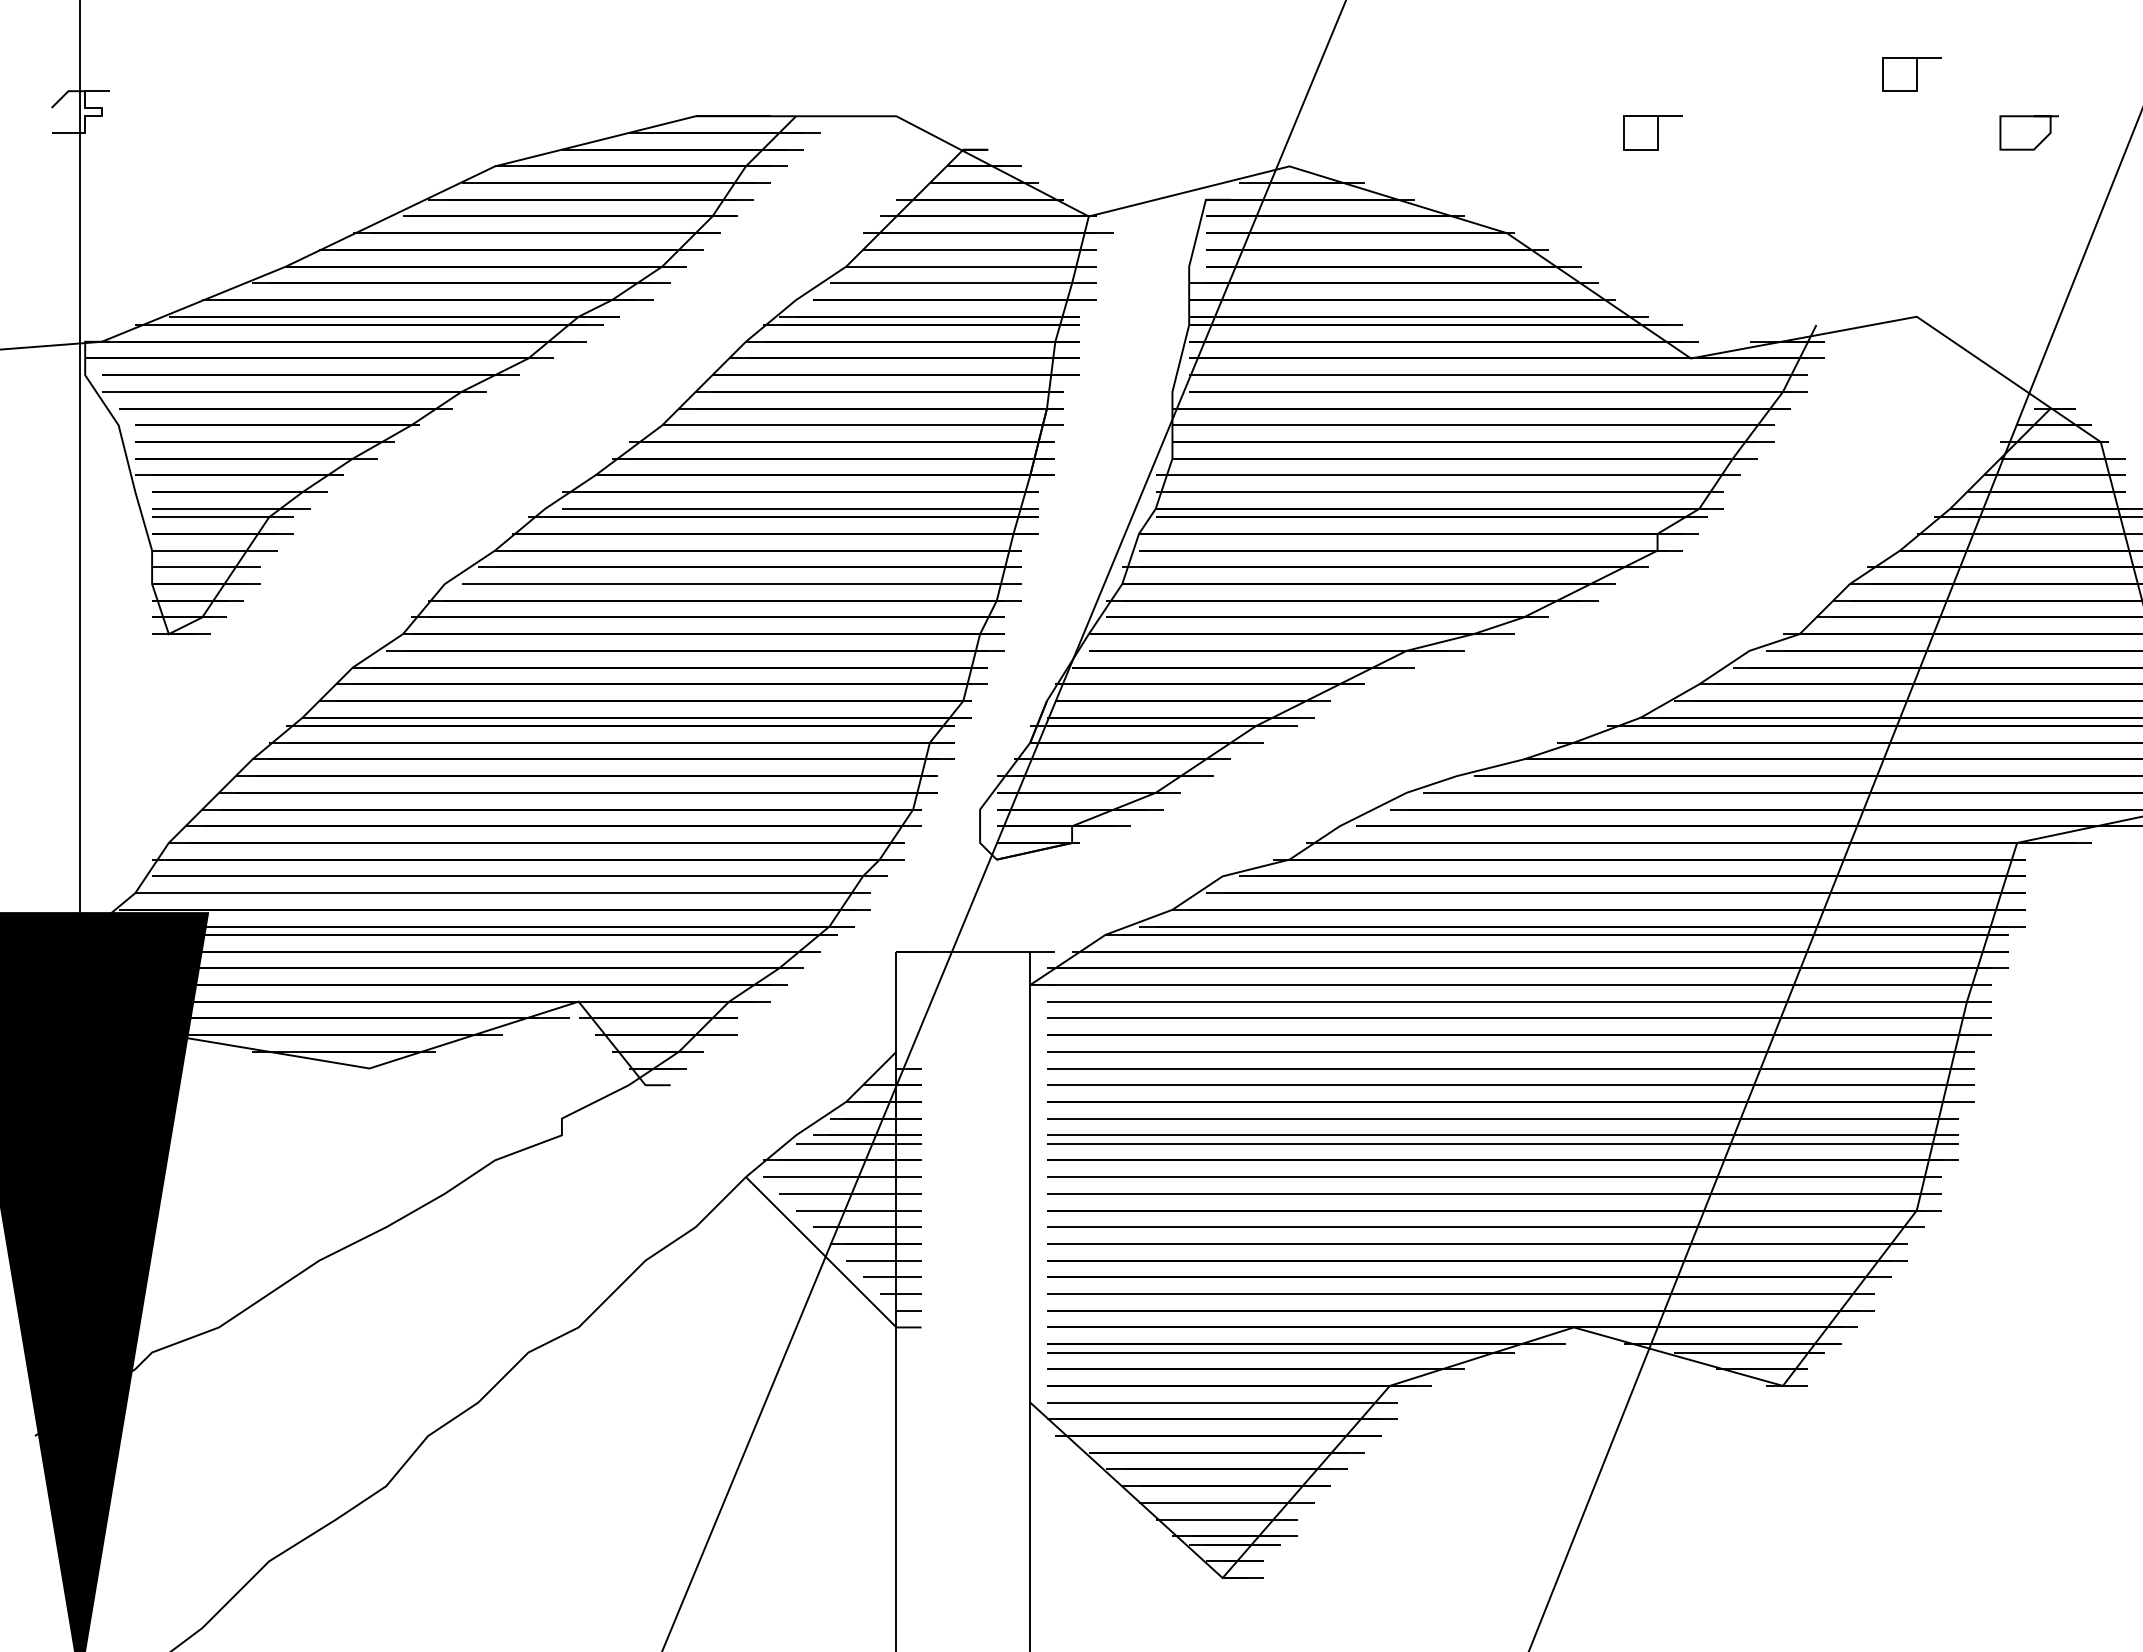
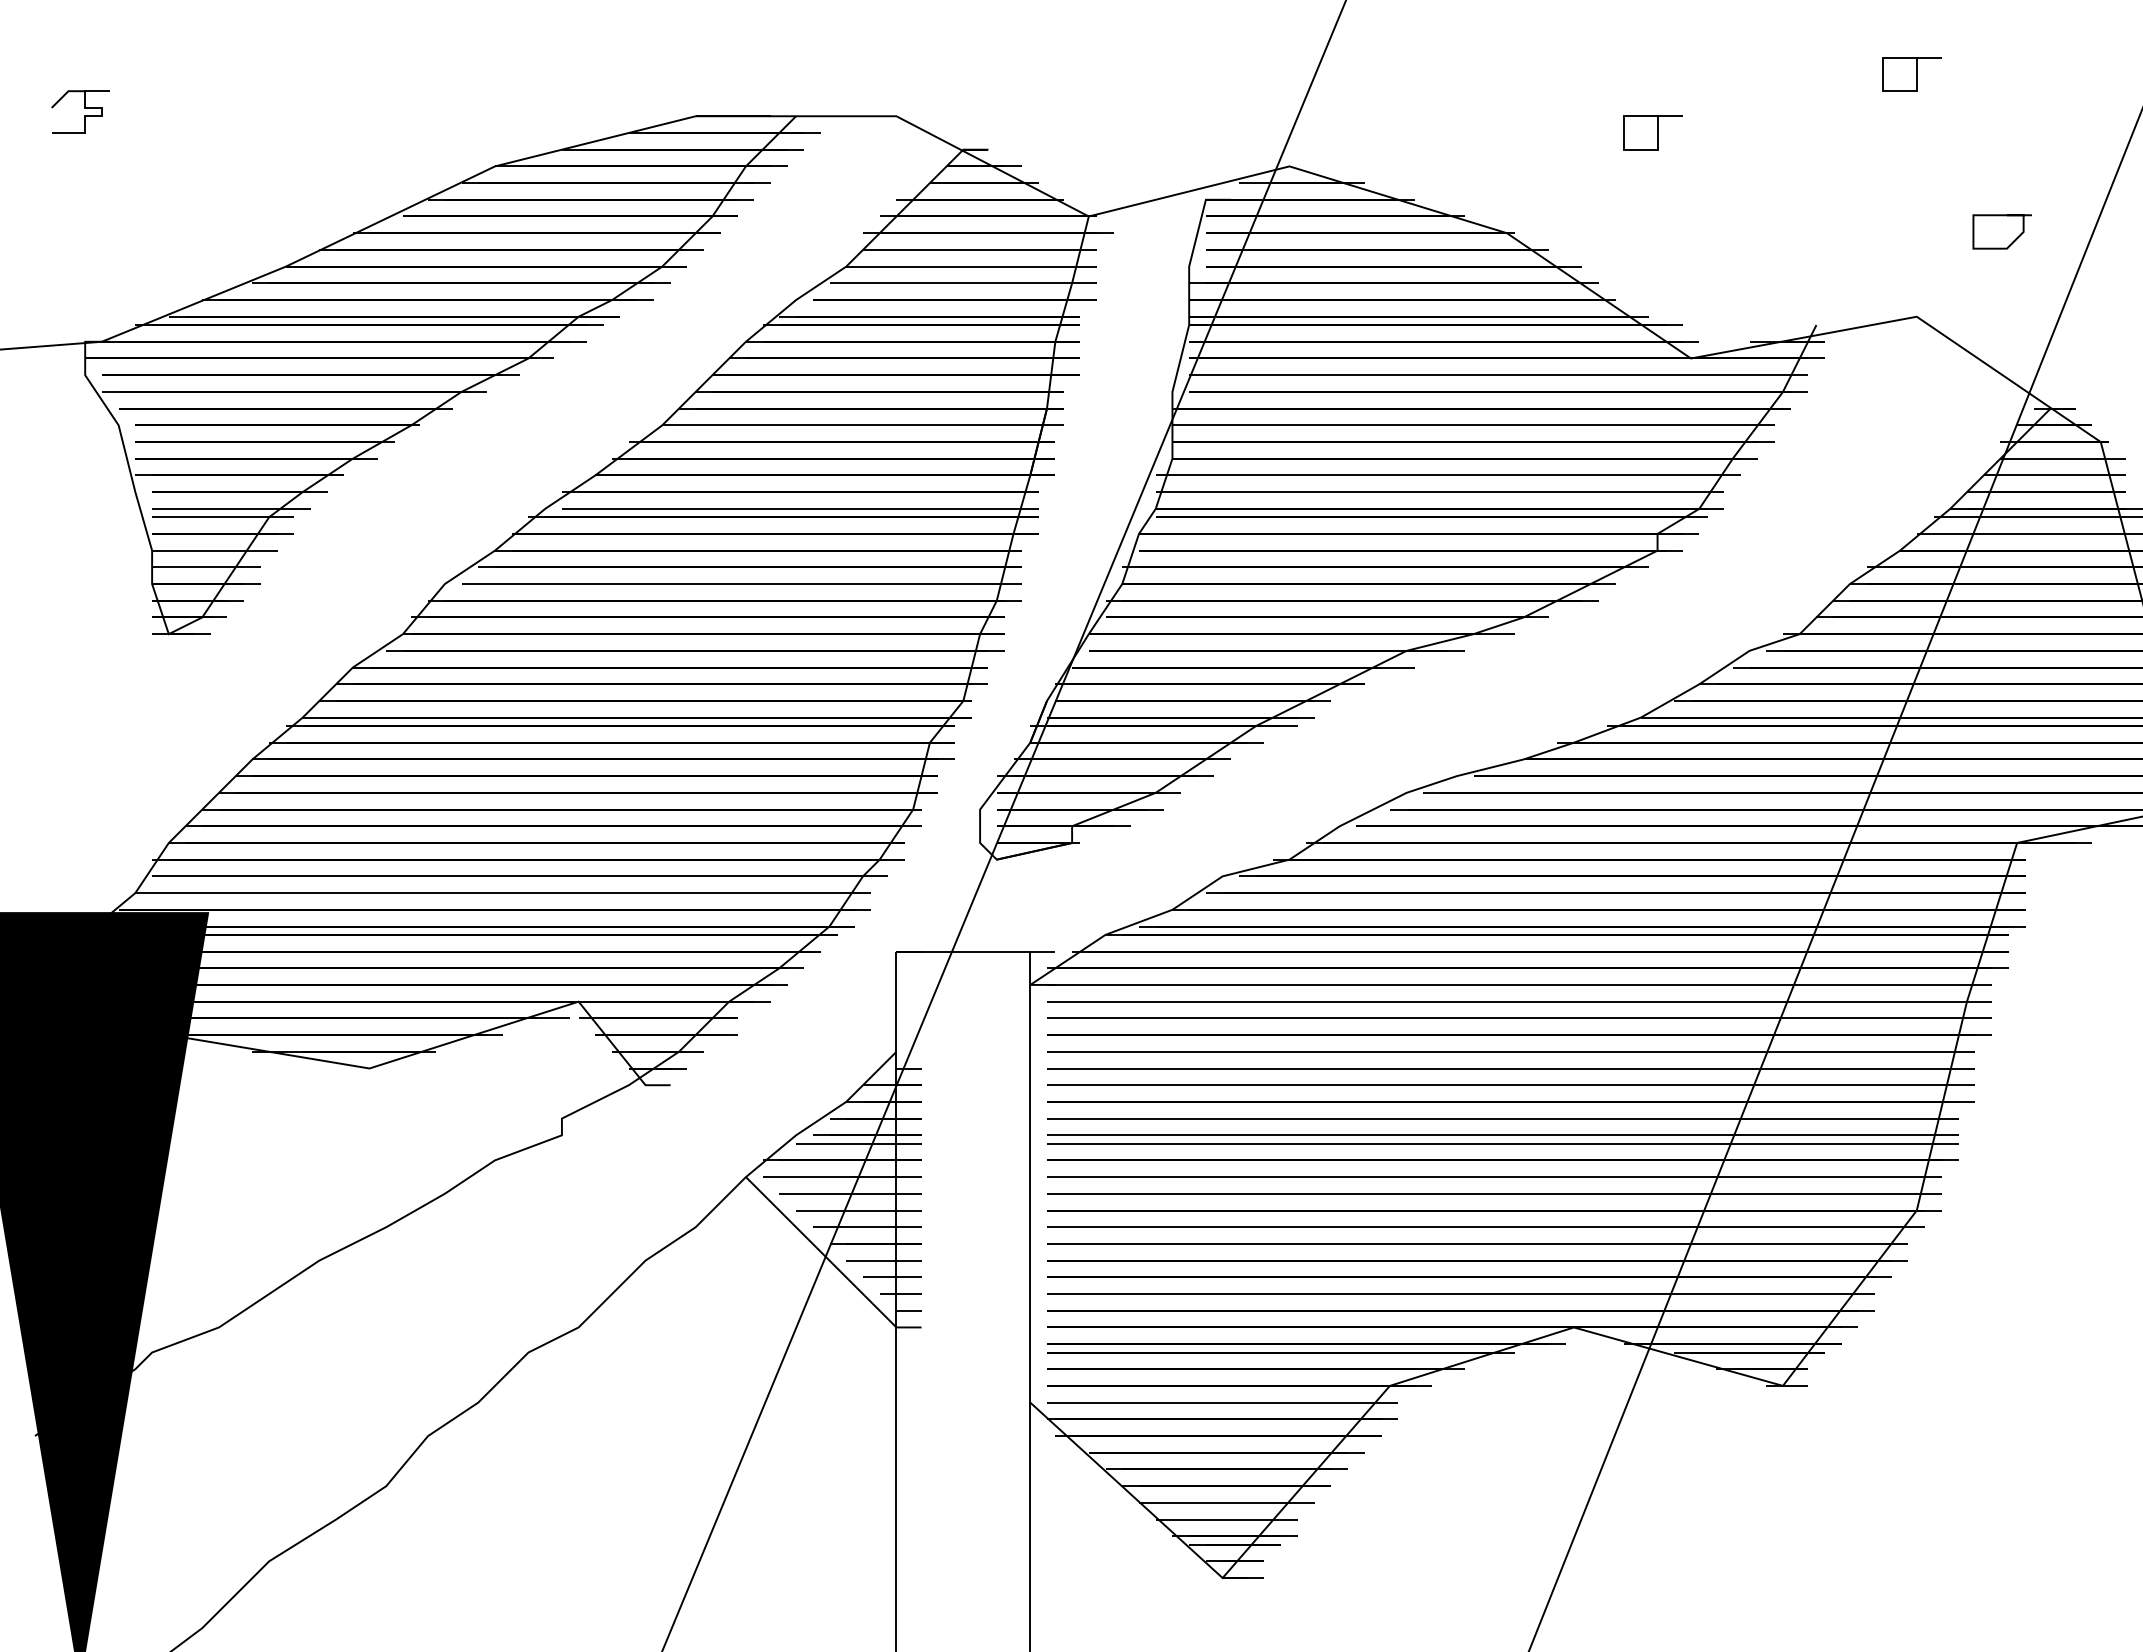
curve position: (2039, 142) -> (2012, 241) (2012, 241)
line: present -> none (80, 457)
